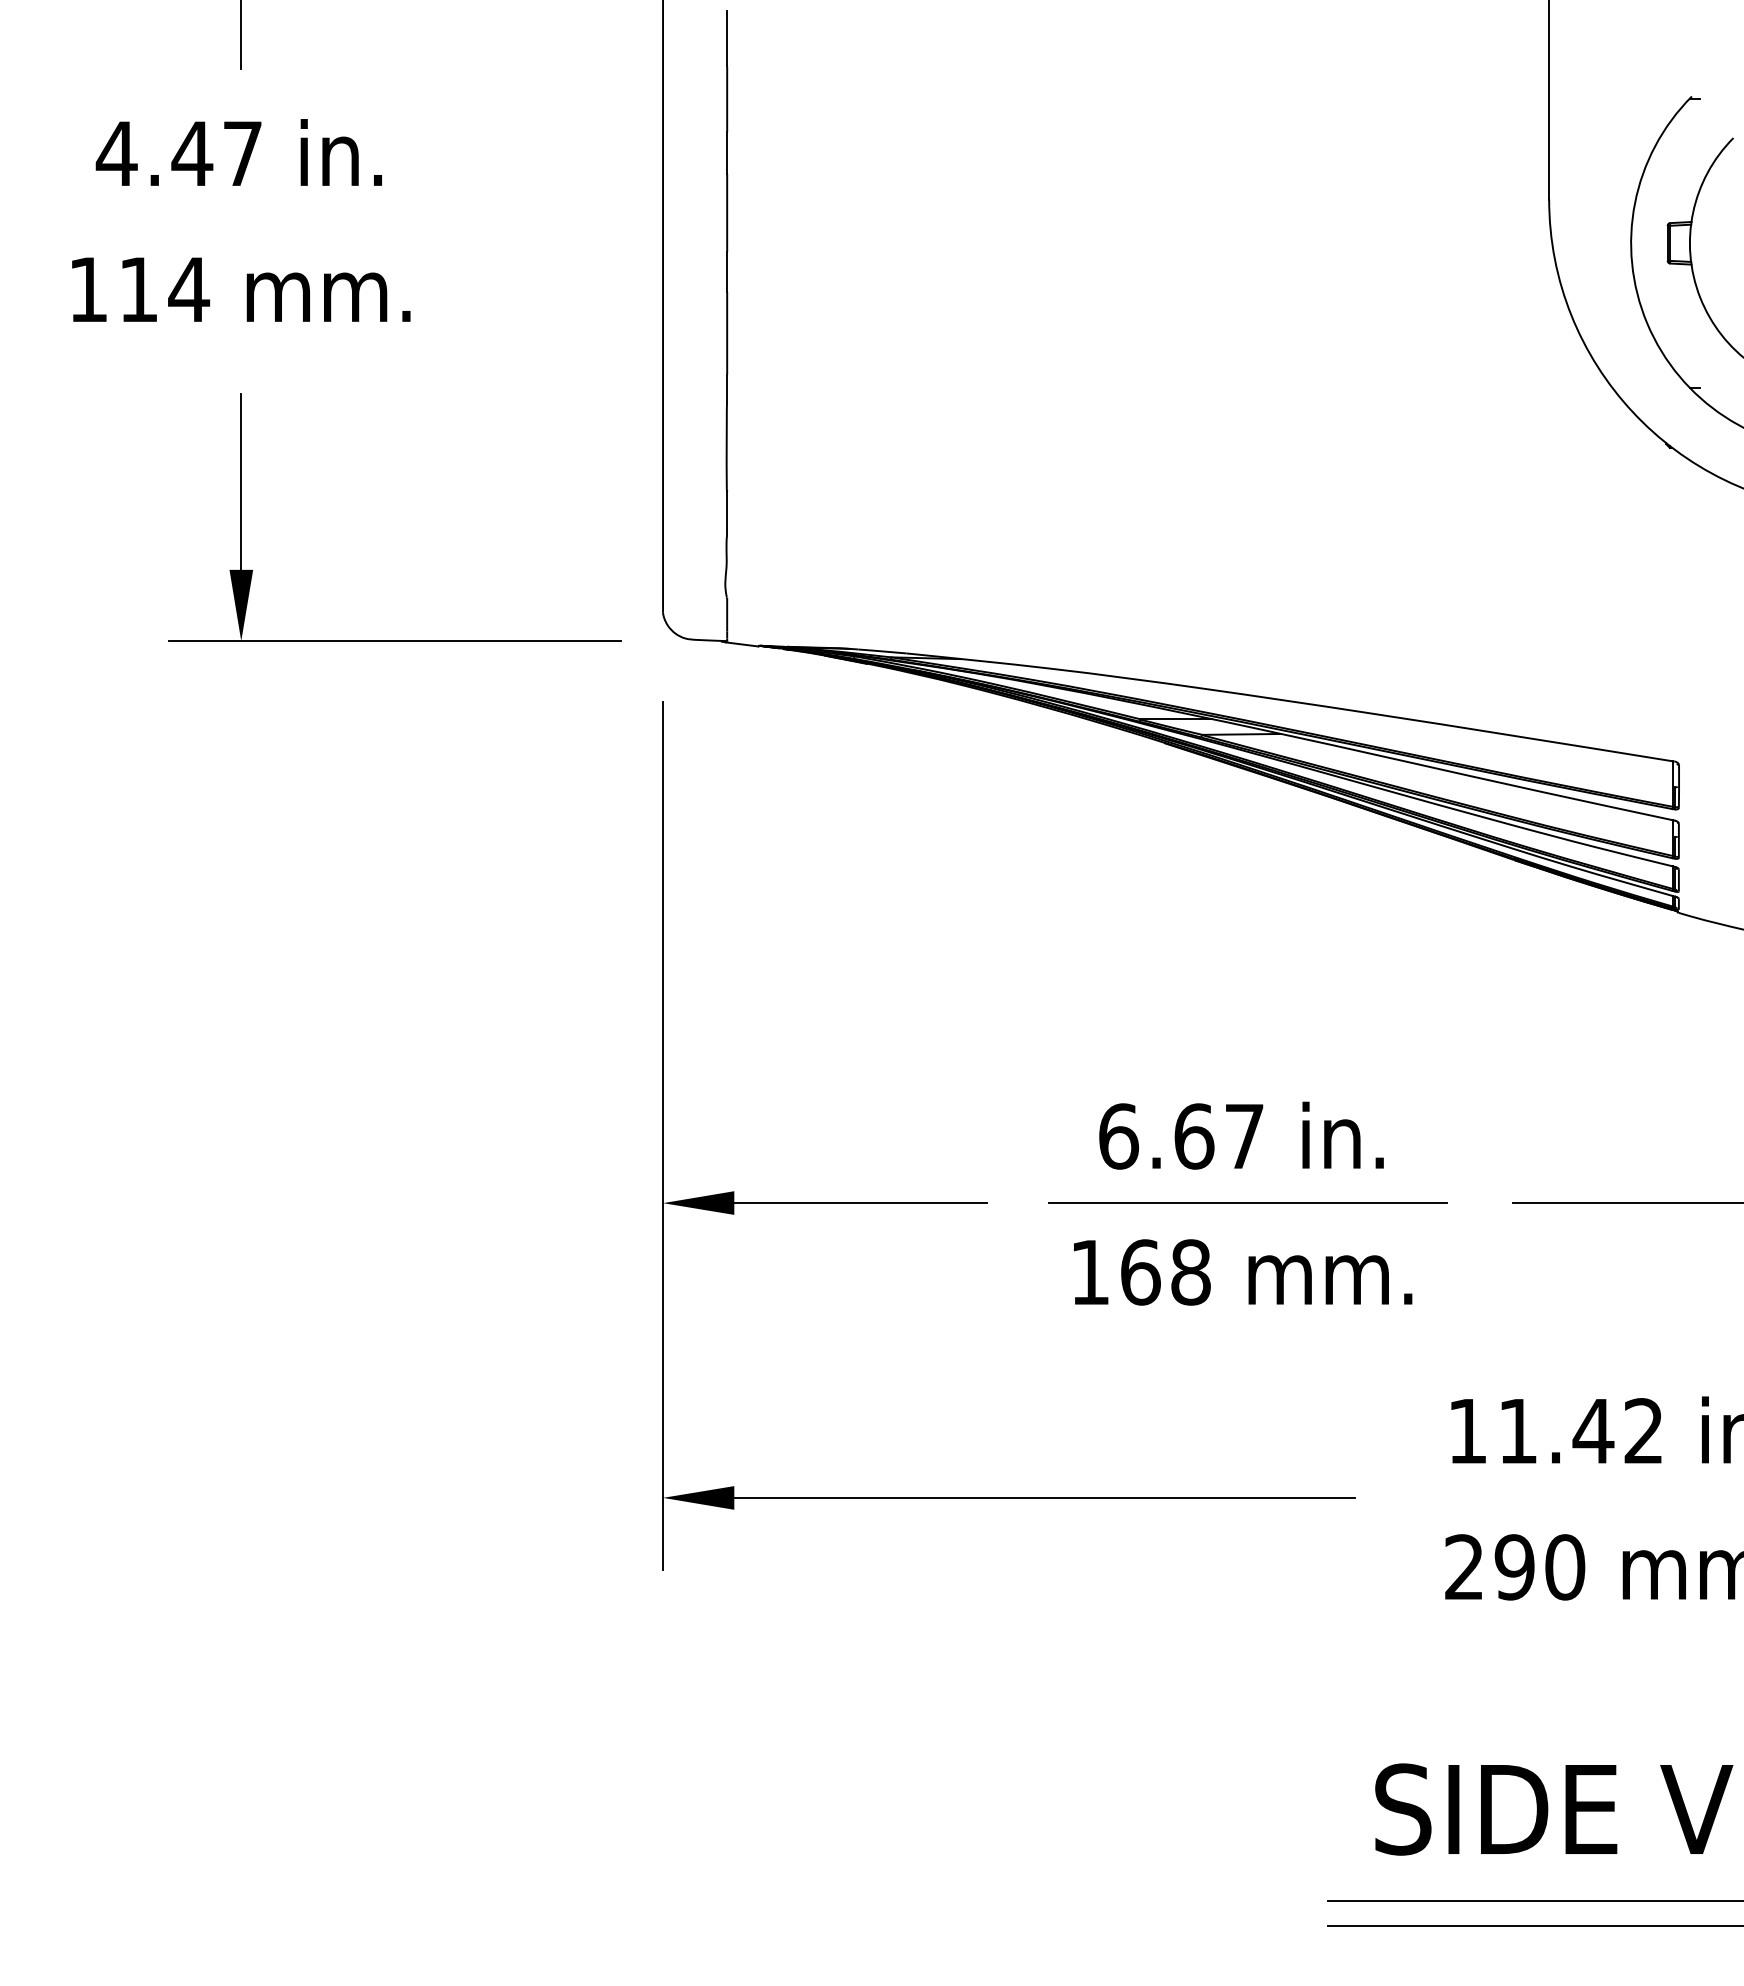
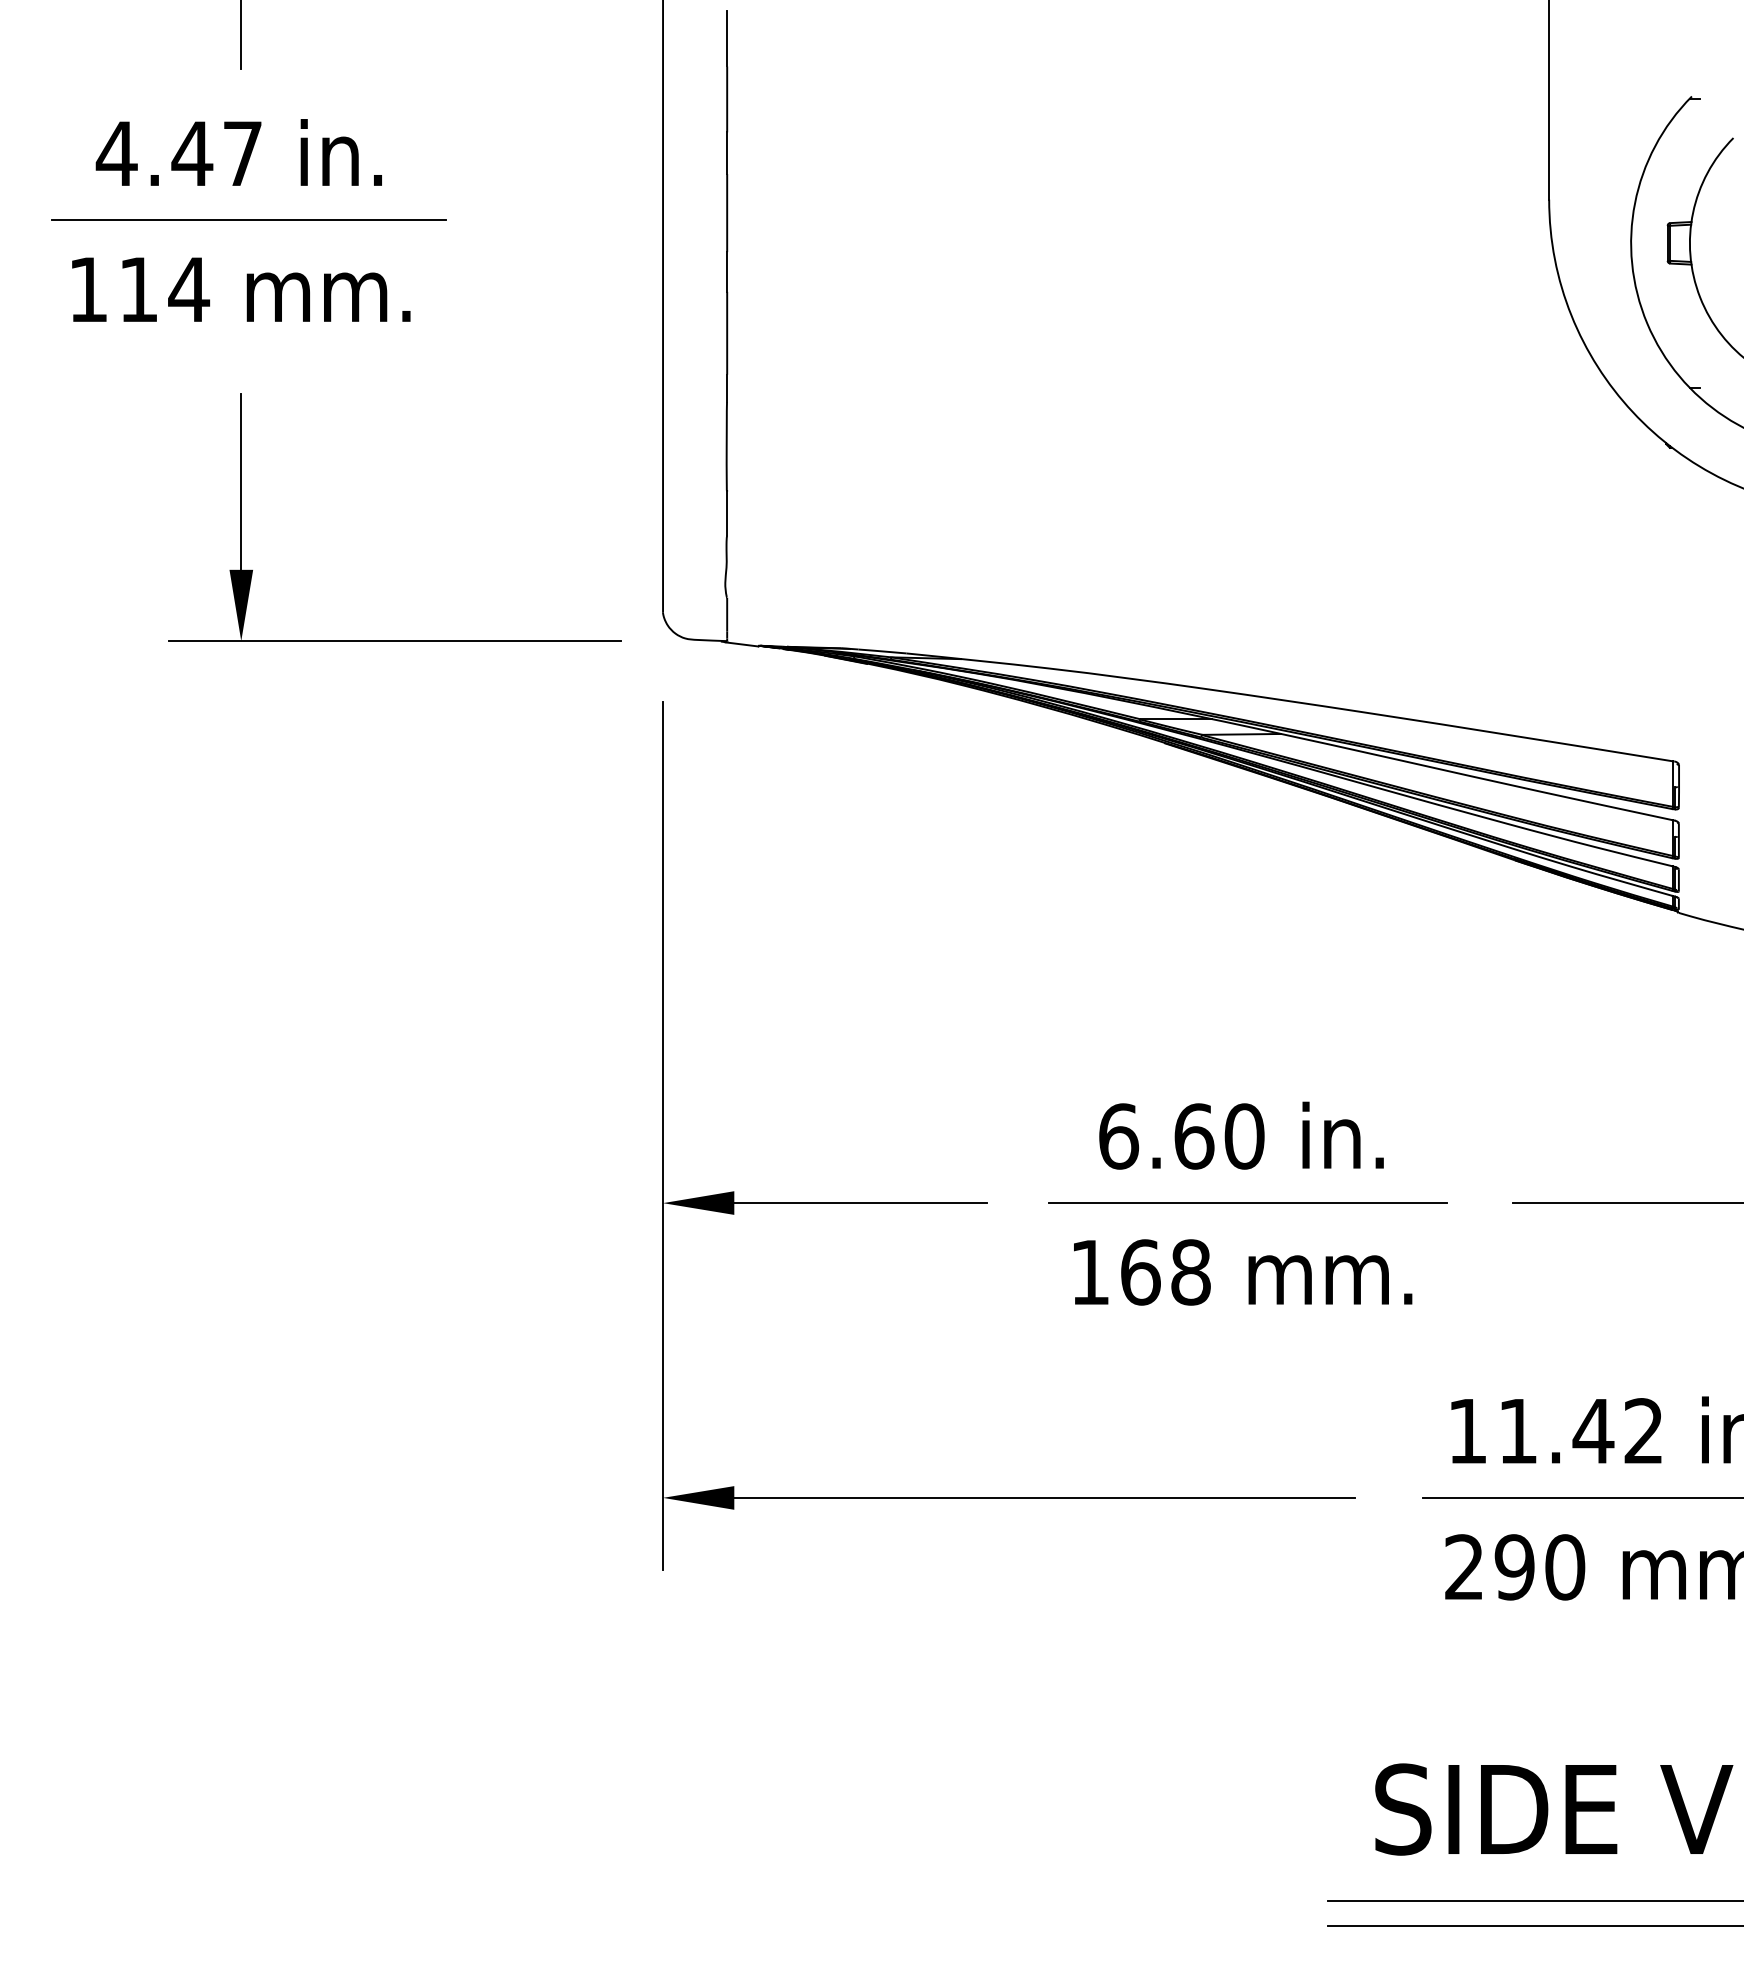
line: none -> present (248, 219)
text: 6.67 -> 6.60 (1244, 1136)
line: none -> present (1581, 1497)
